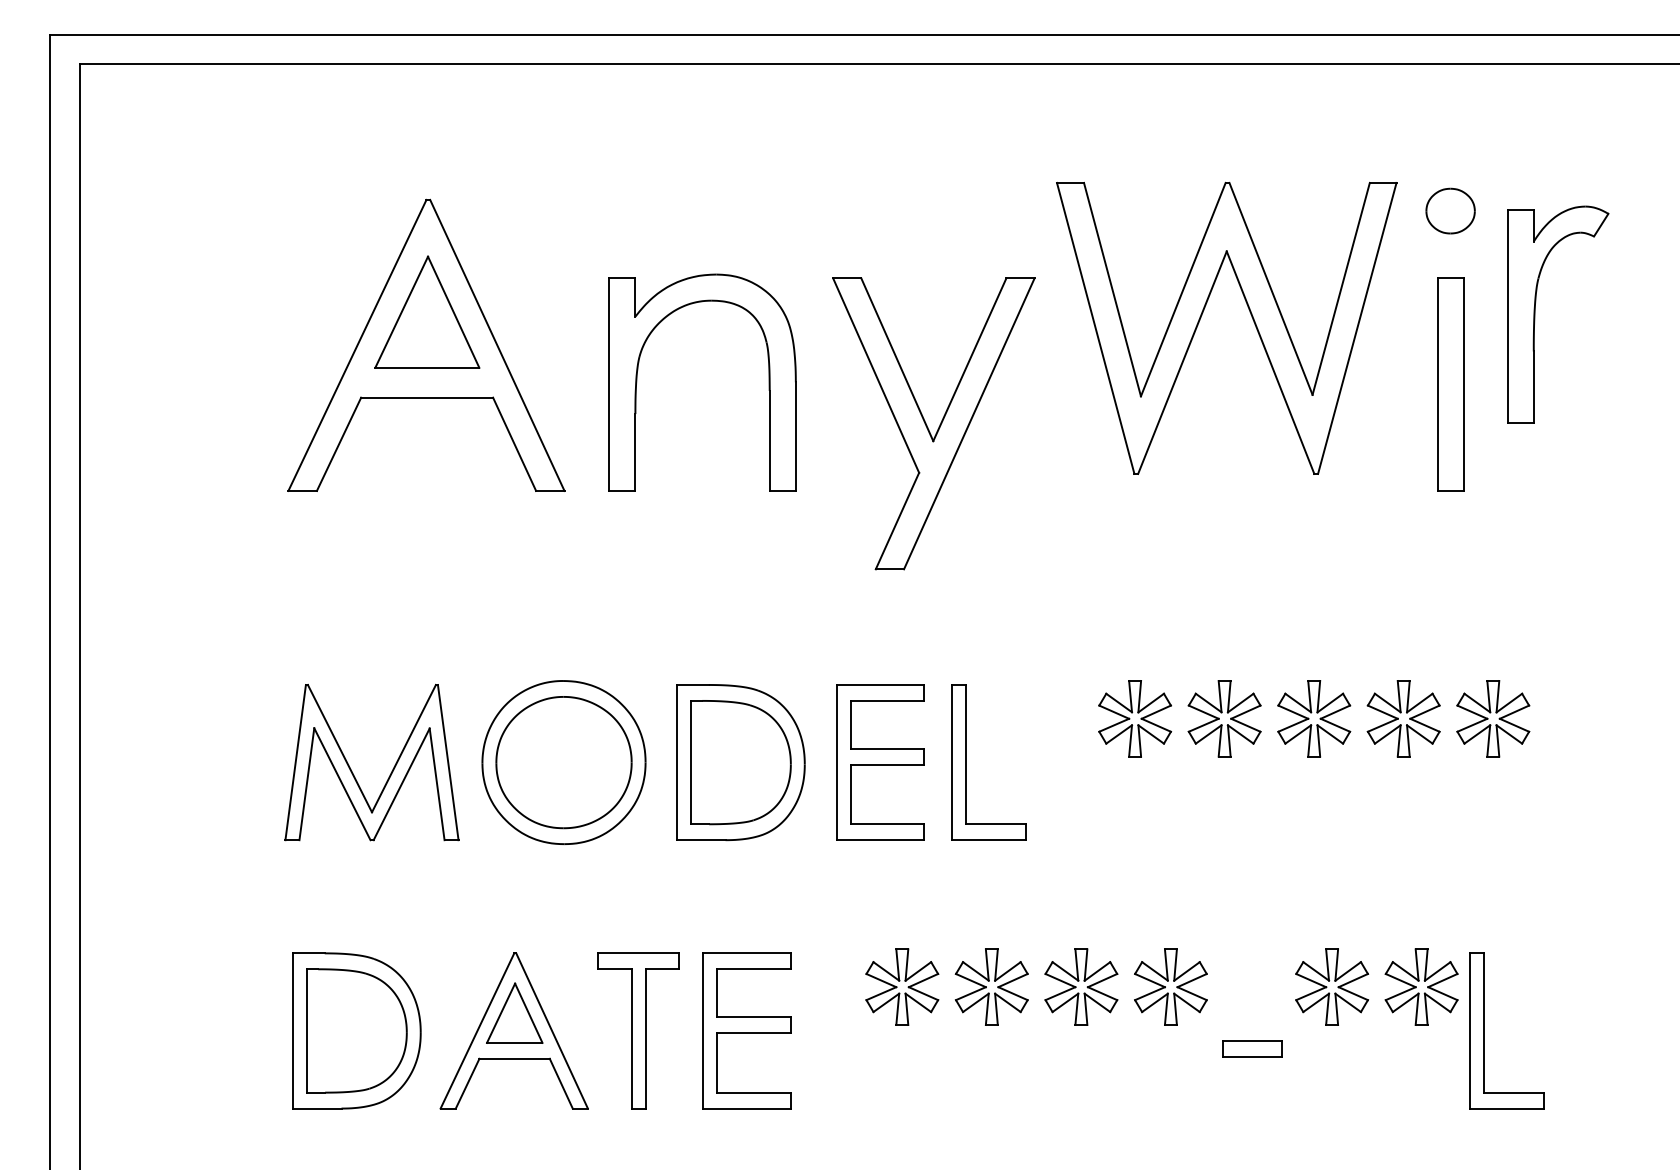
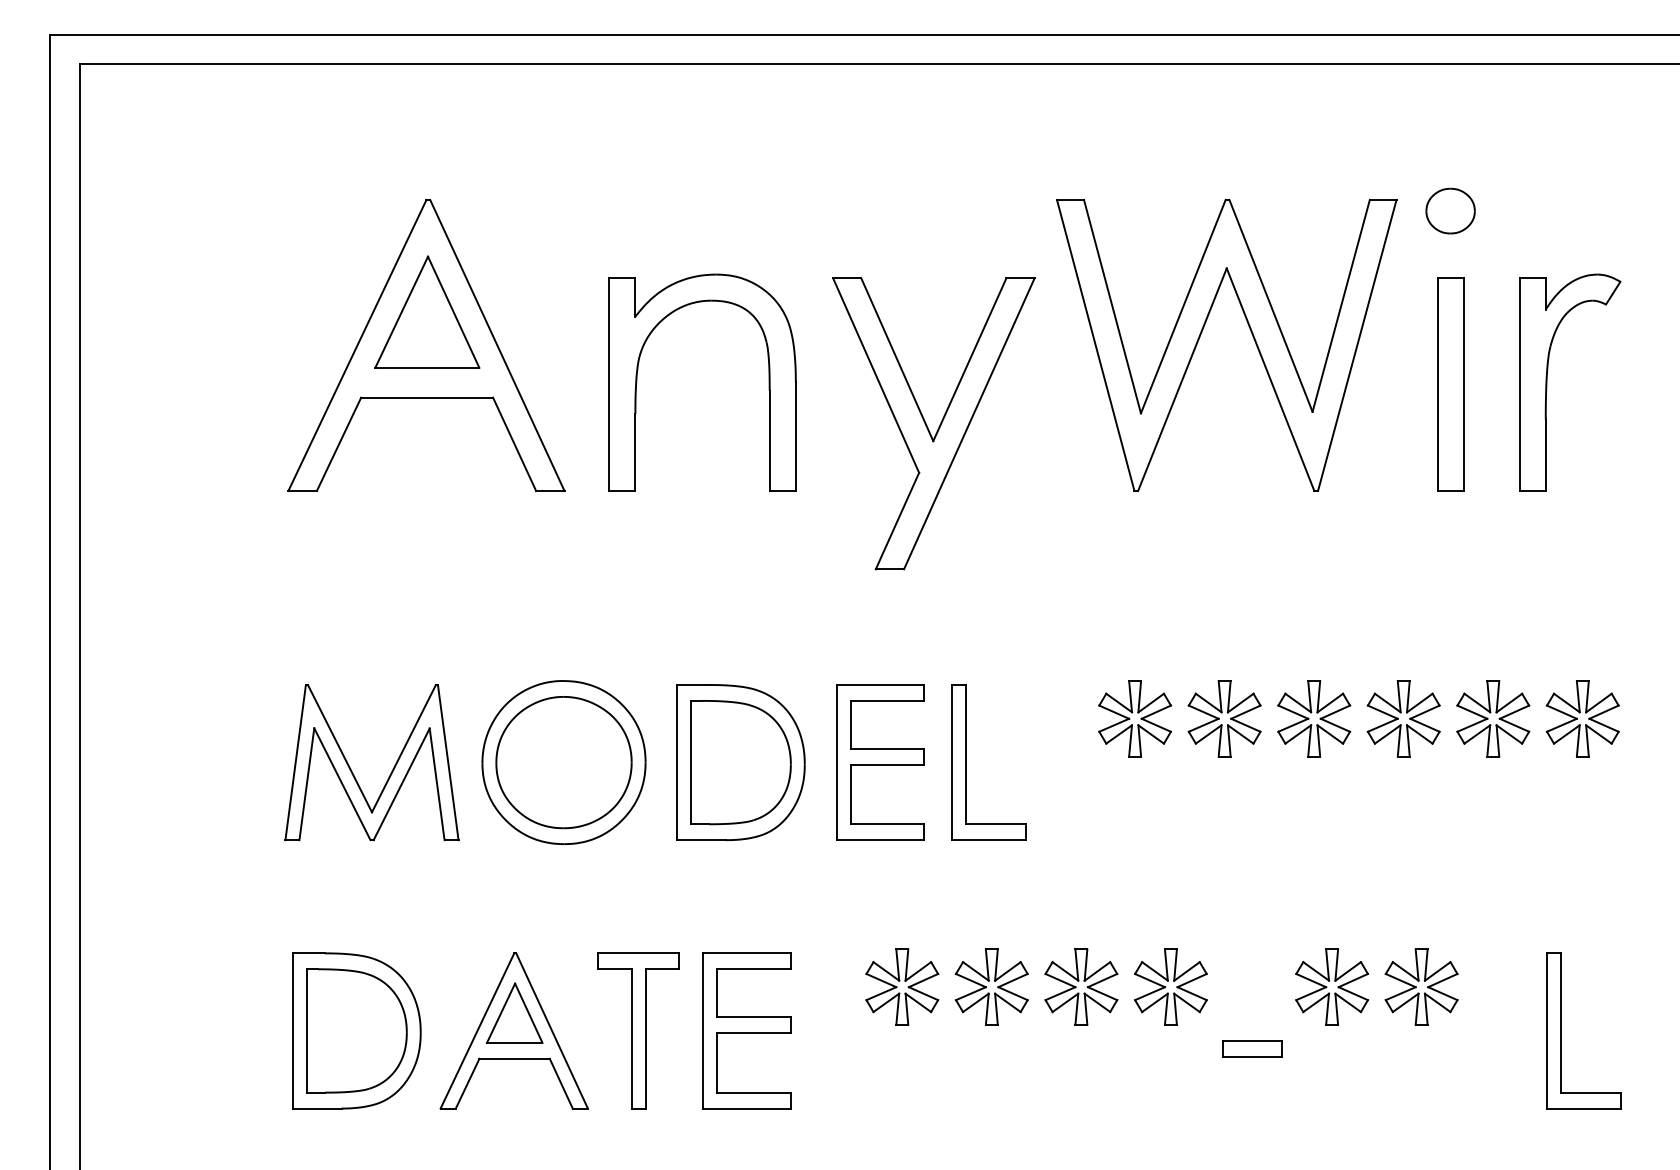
part position: (1535, 314) -> (1547, 382) (1547, 382)
part position: (1202, 315) -> (1202, 332) (1202, 332)
part: none -> present (1582, 718)
part position: (1484, 1030) -> (1561, 1030) (1561, 1030)
